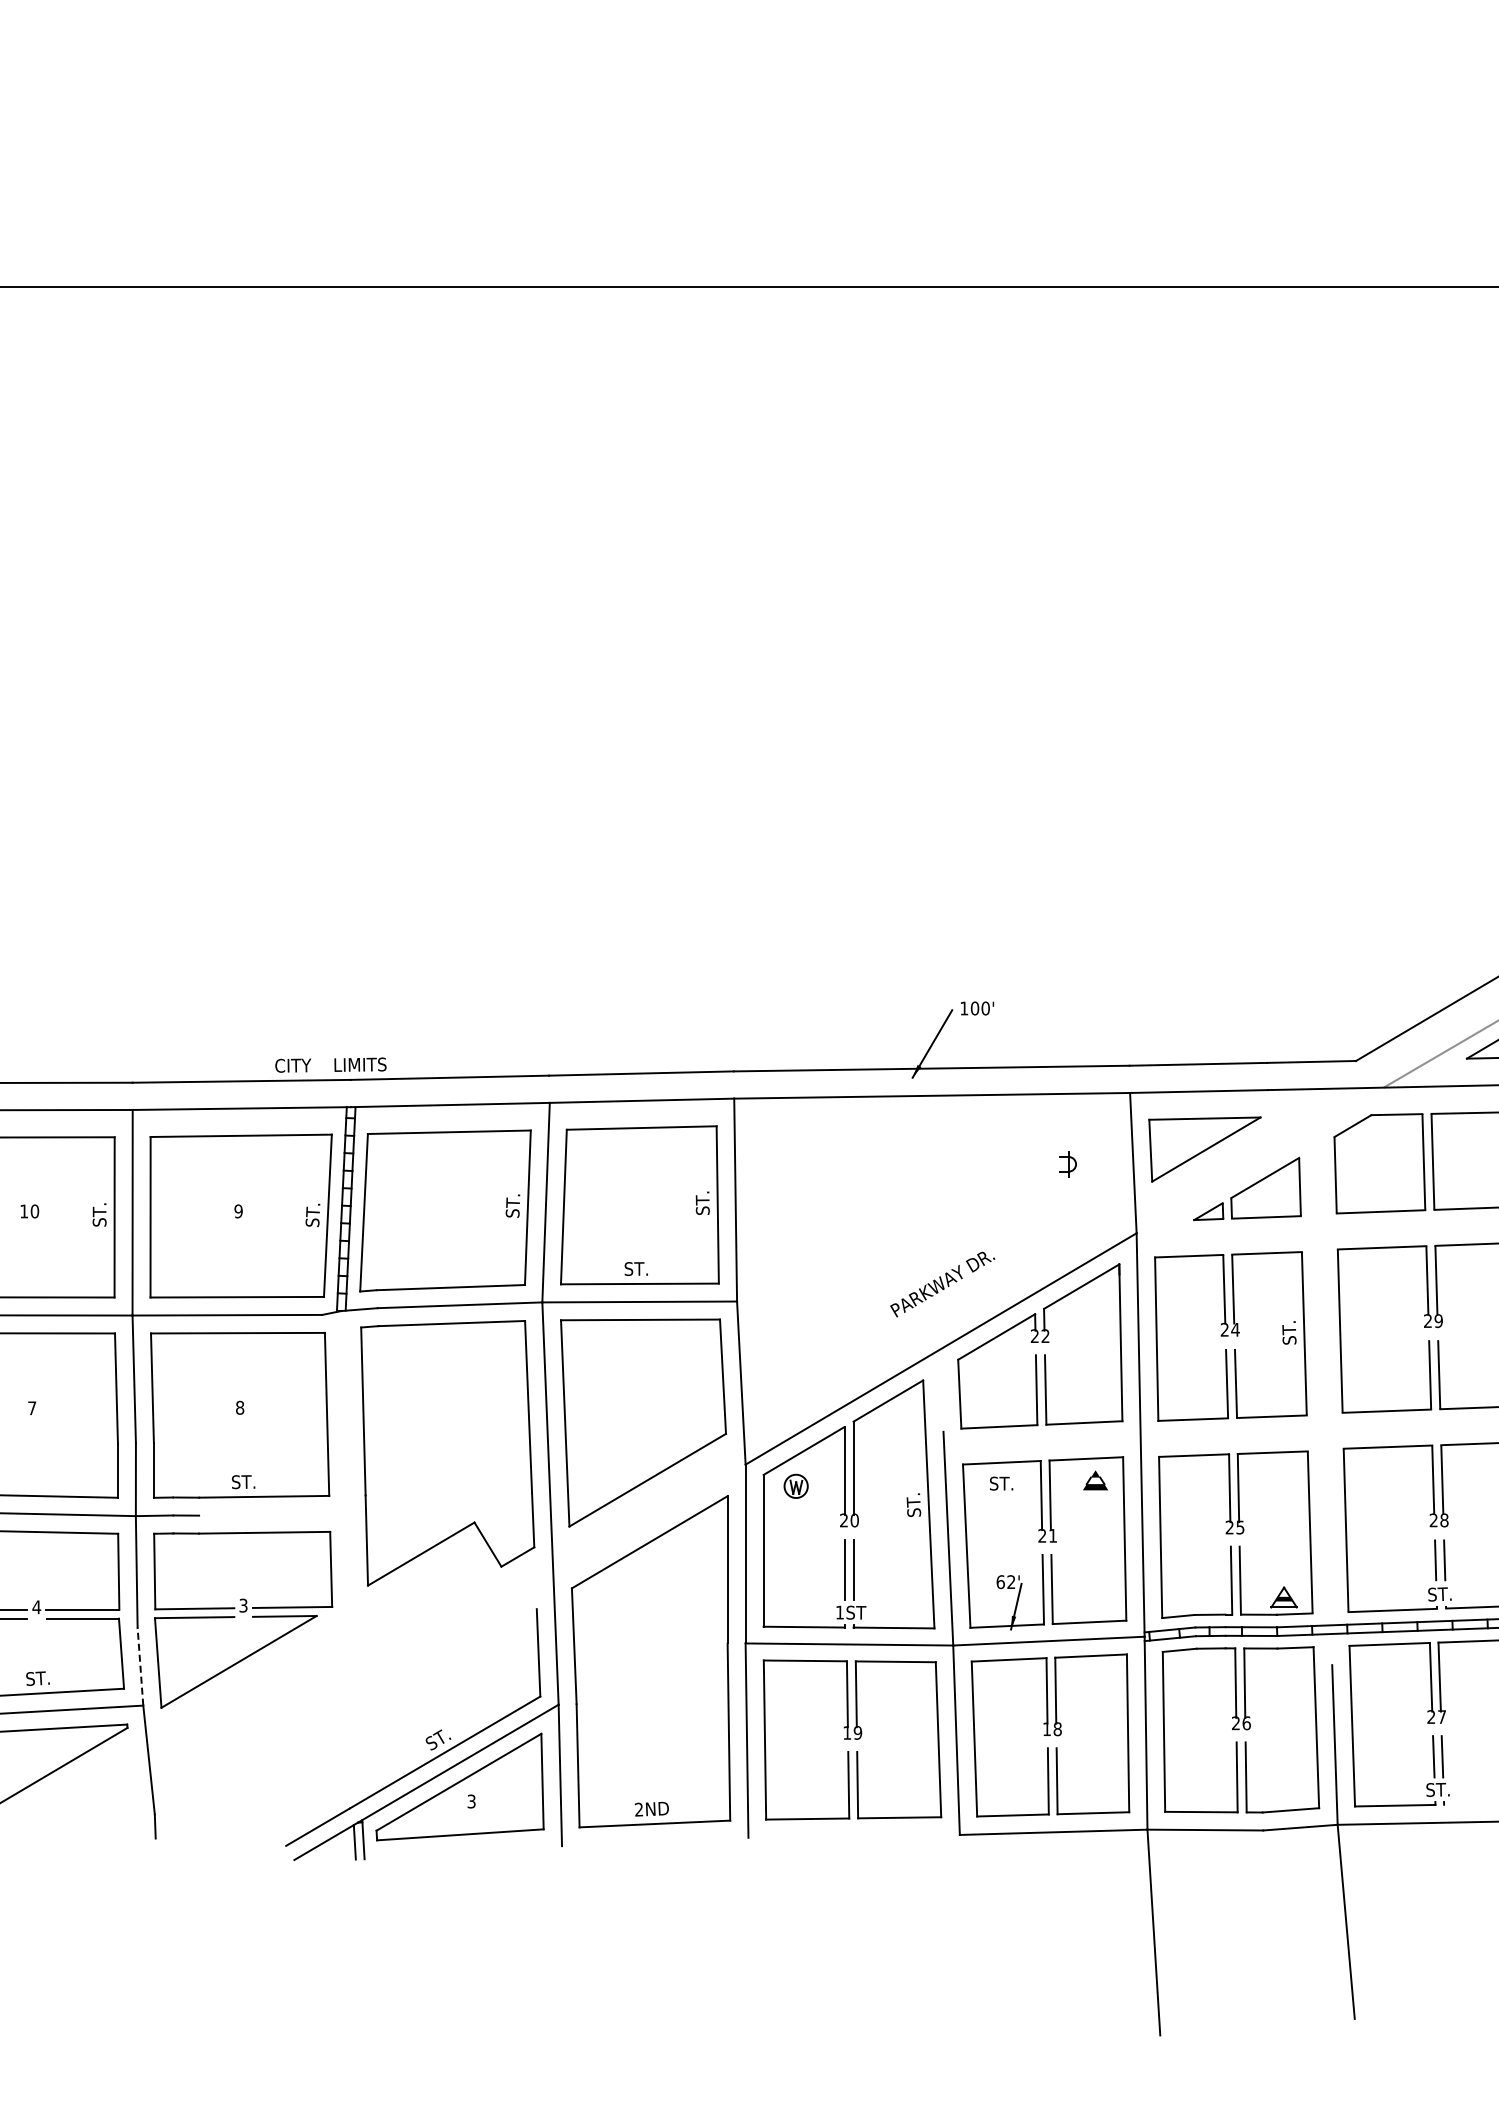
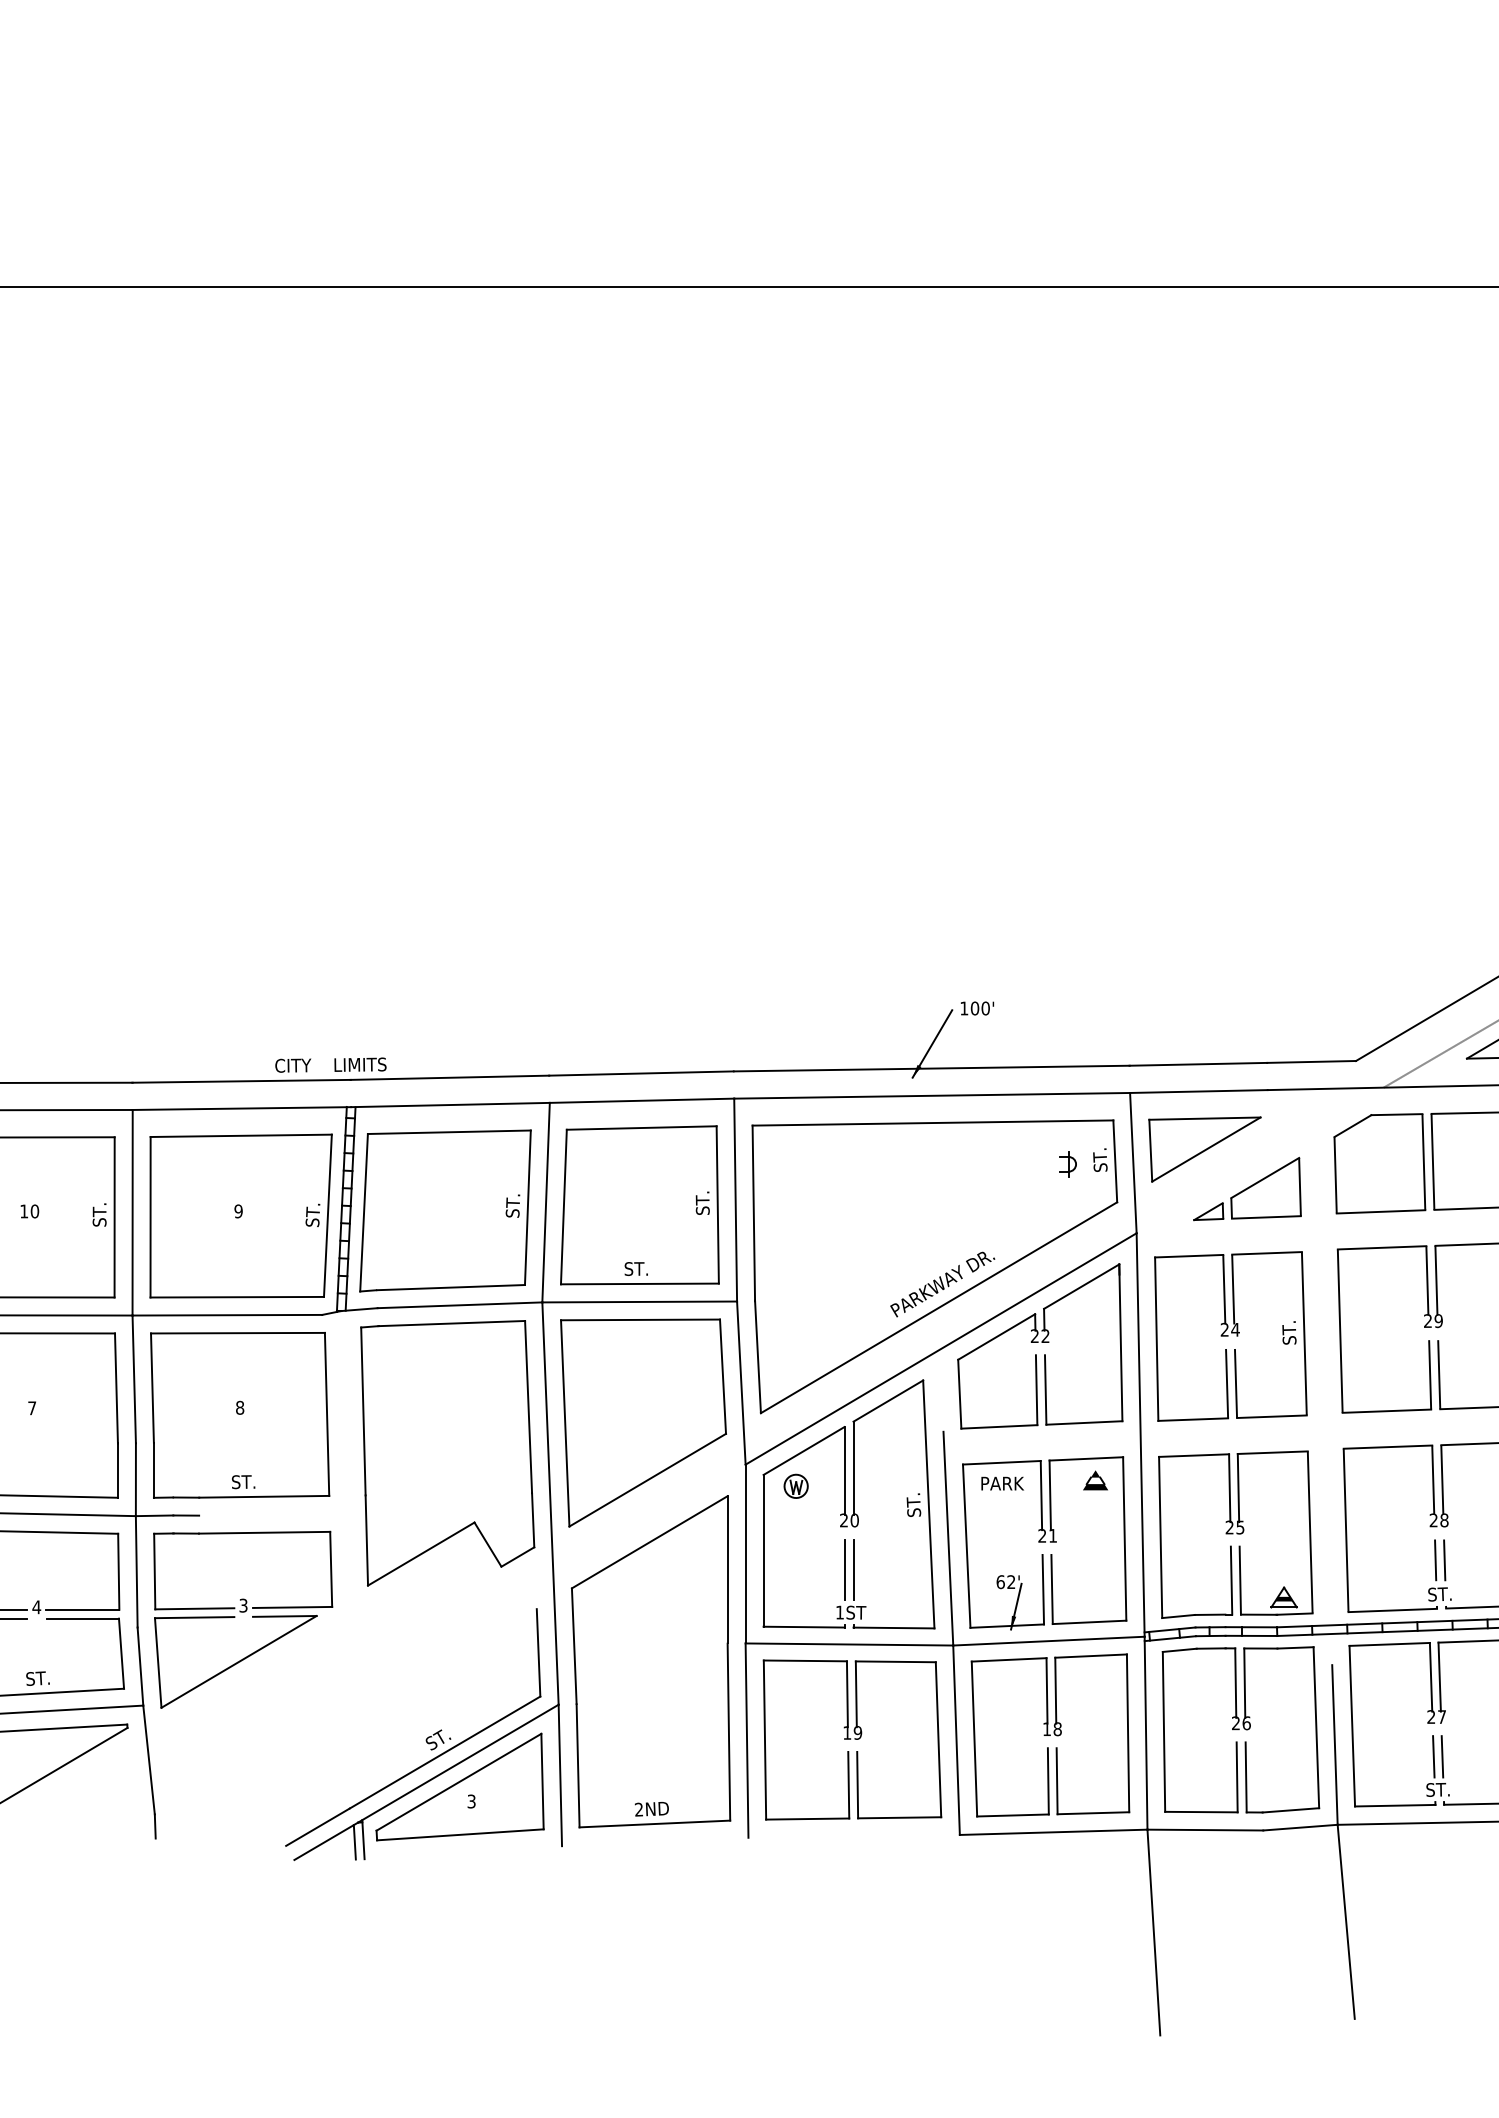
part: none -> present (934, 1266)
text: ST. -> PARK (1002, 1483)
line: dashed -> solid (140, 1666)
line: none -> present (1469, 1803)
